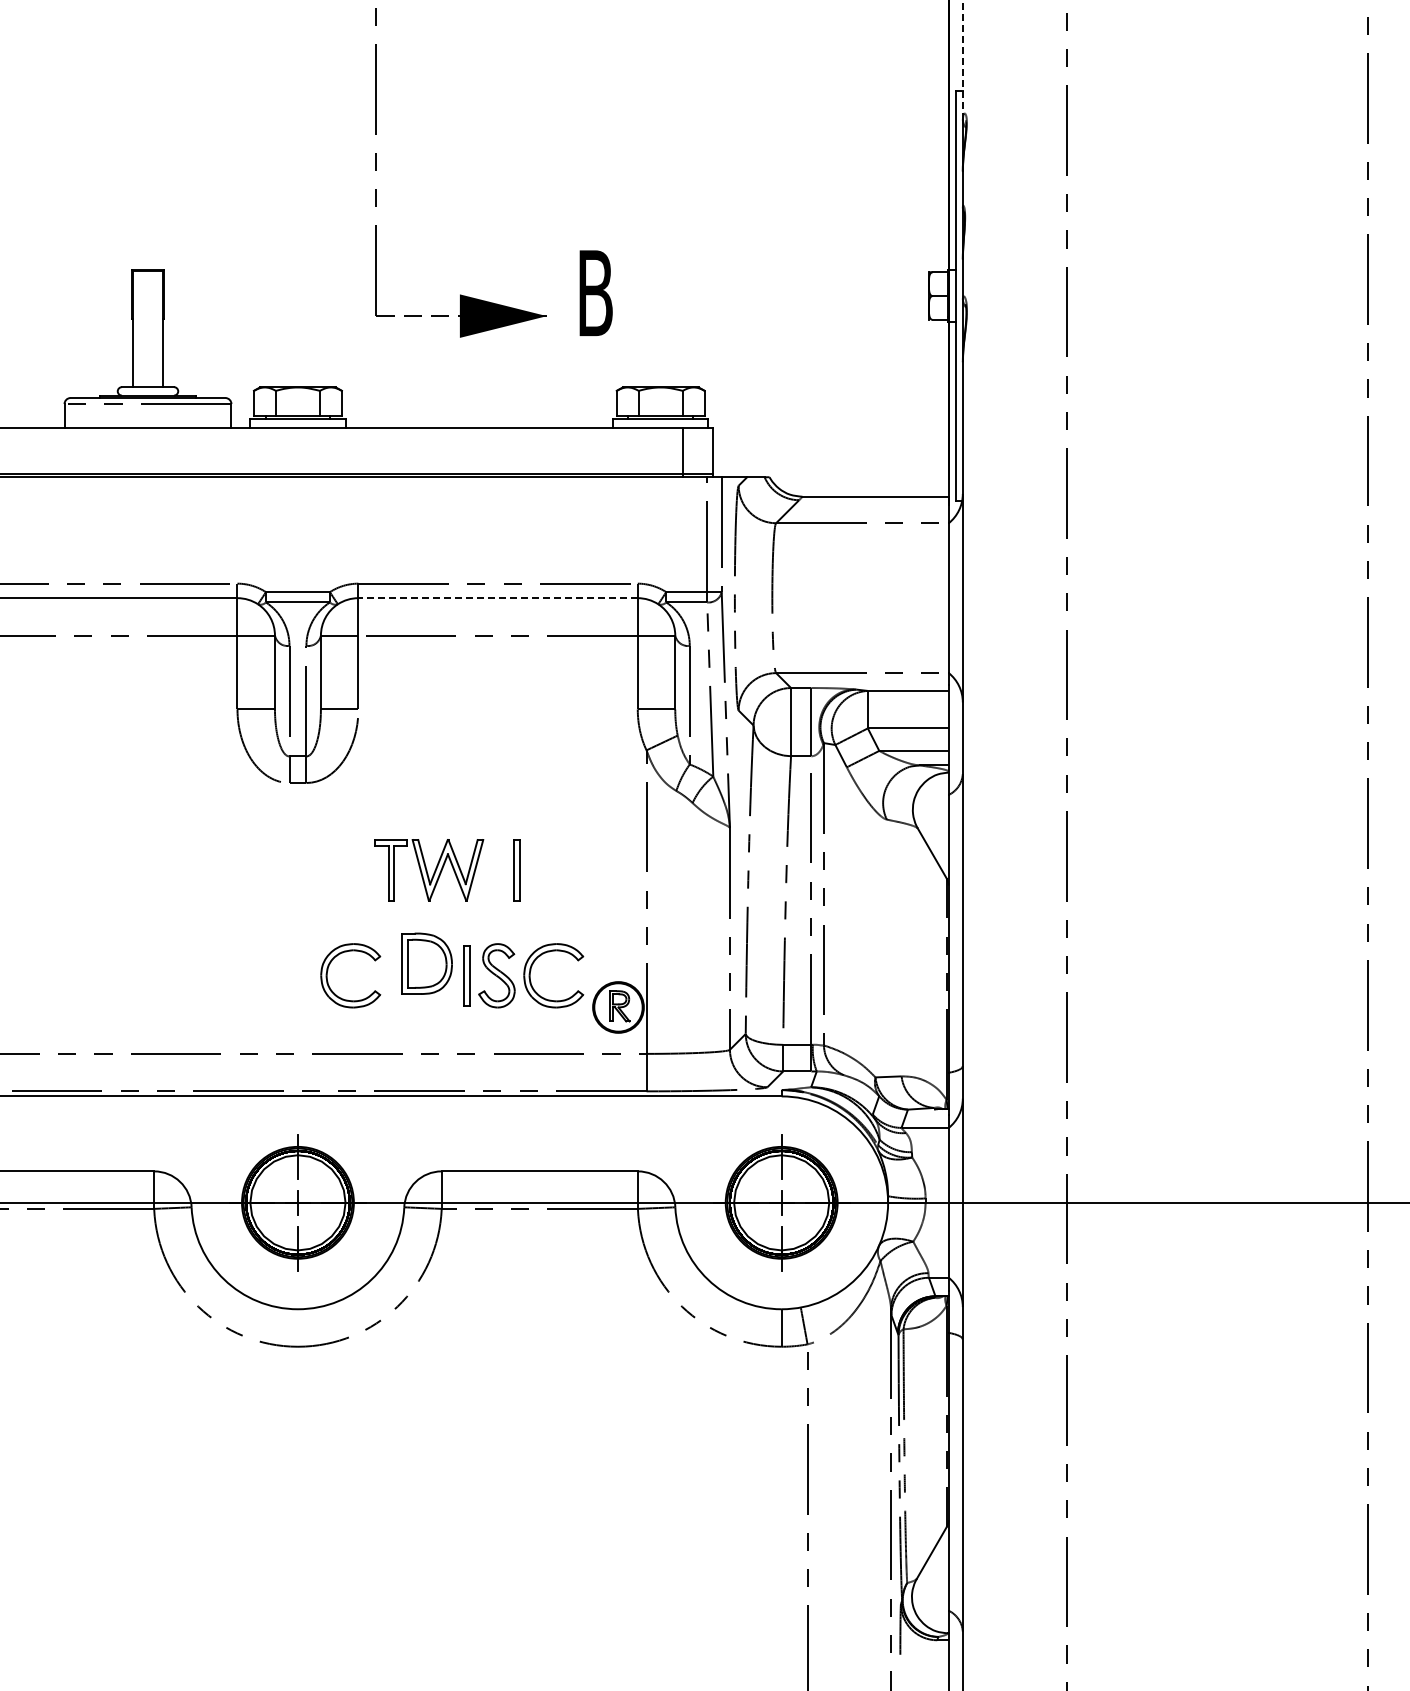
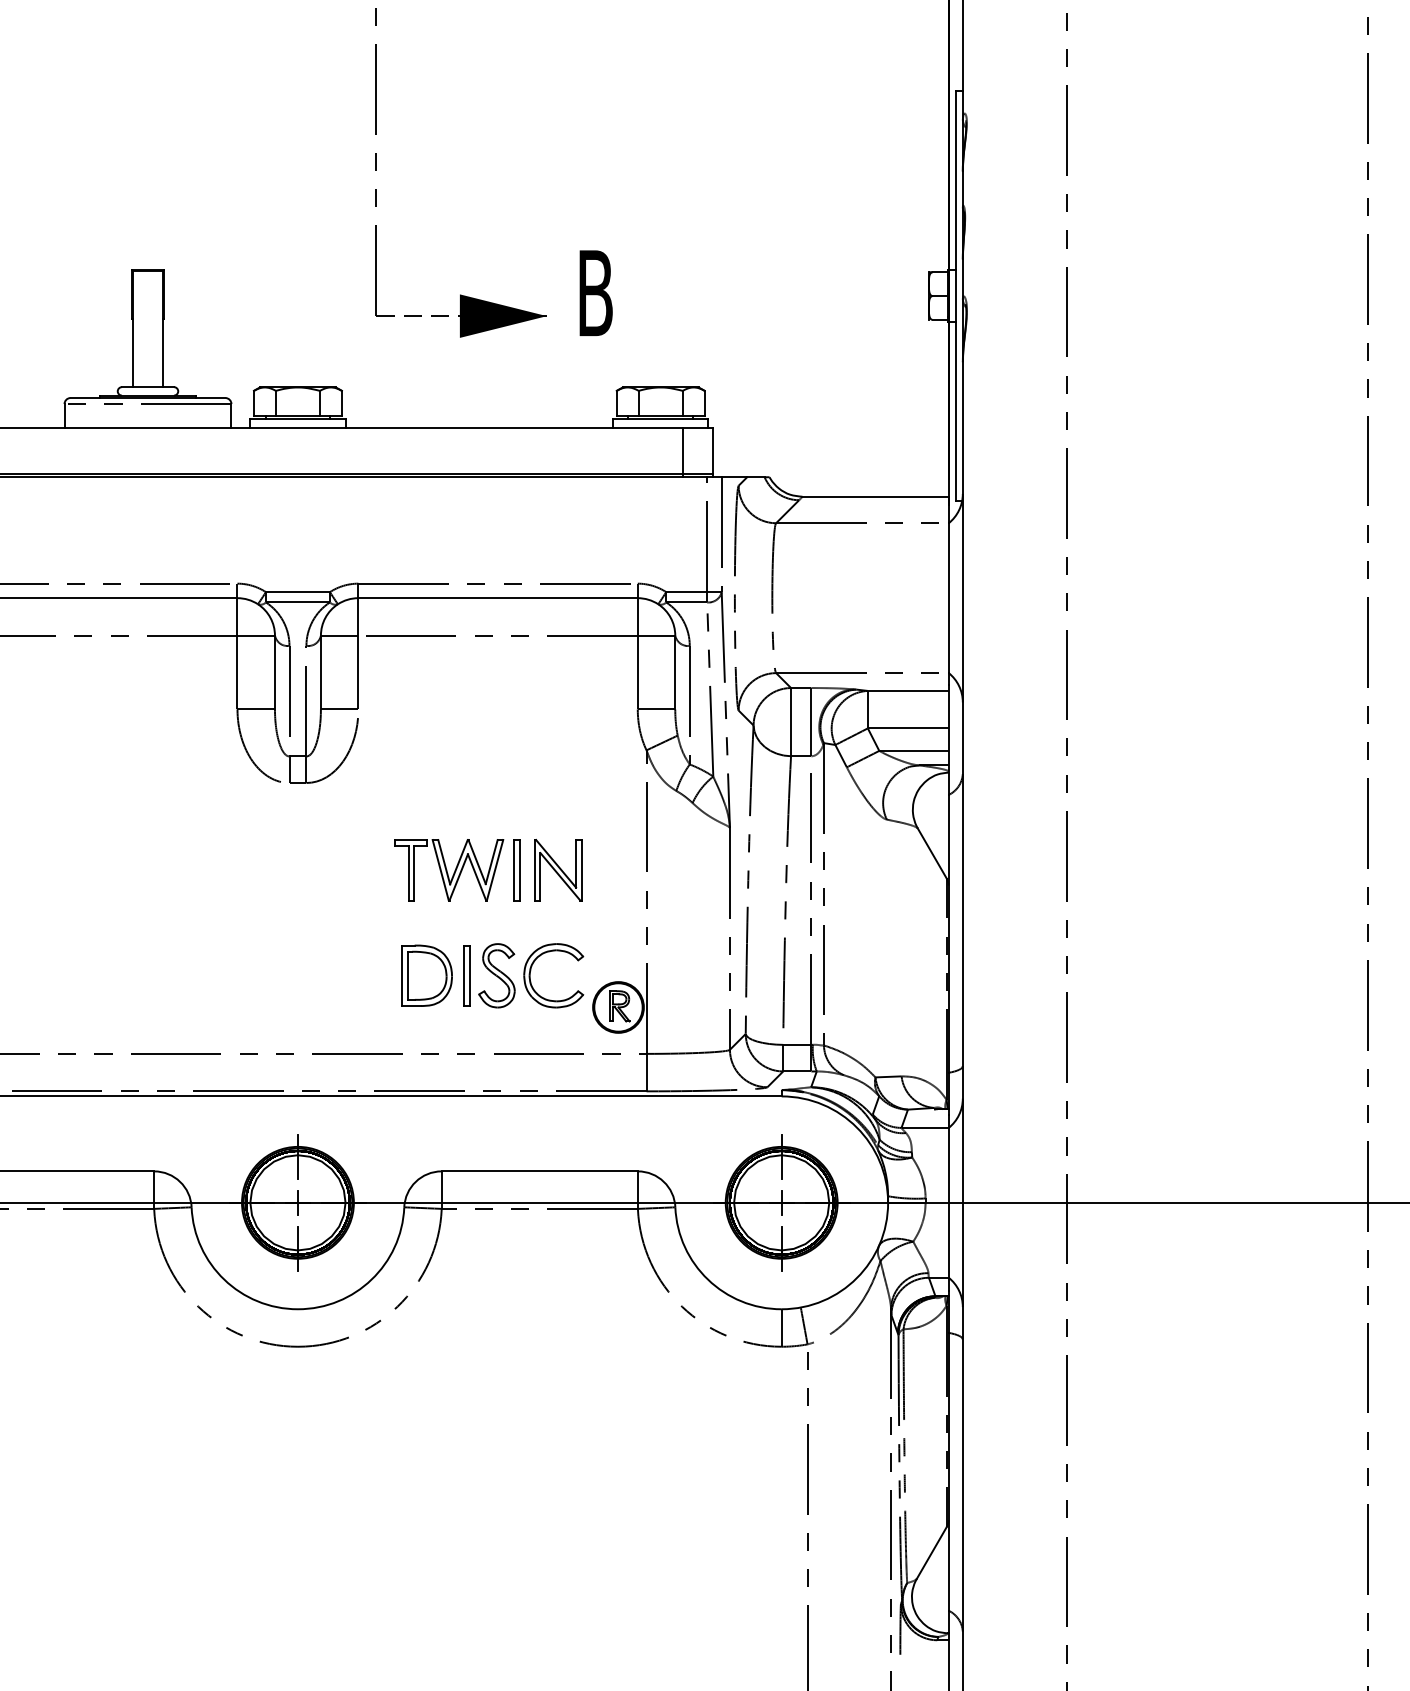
line: dashed -> solid (962, 59)
line: dashed -> solid (498, 598)
part position: (429, 870) -> (449, 870) (449, 870)
part: none -> present (558, 870)
part position: (426, 963) -> (426, 975) (426, 975)
part: present -> none (328, 970)
